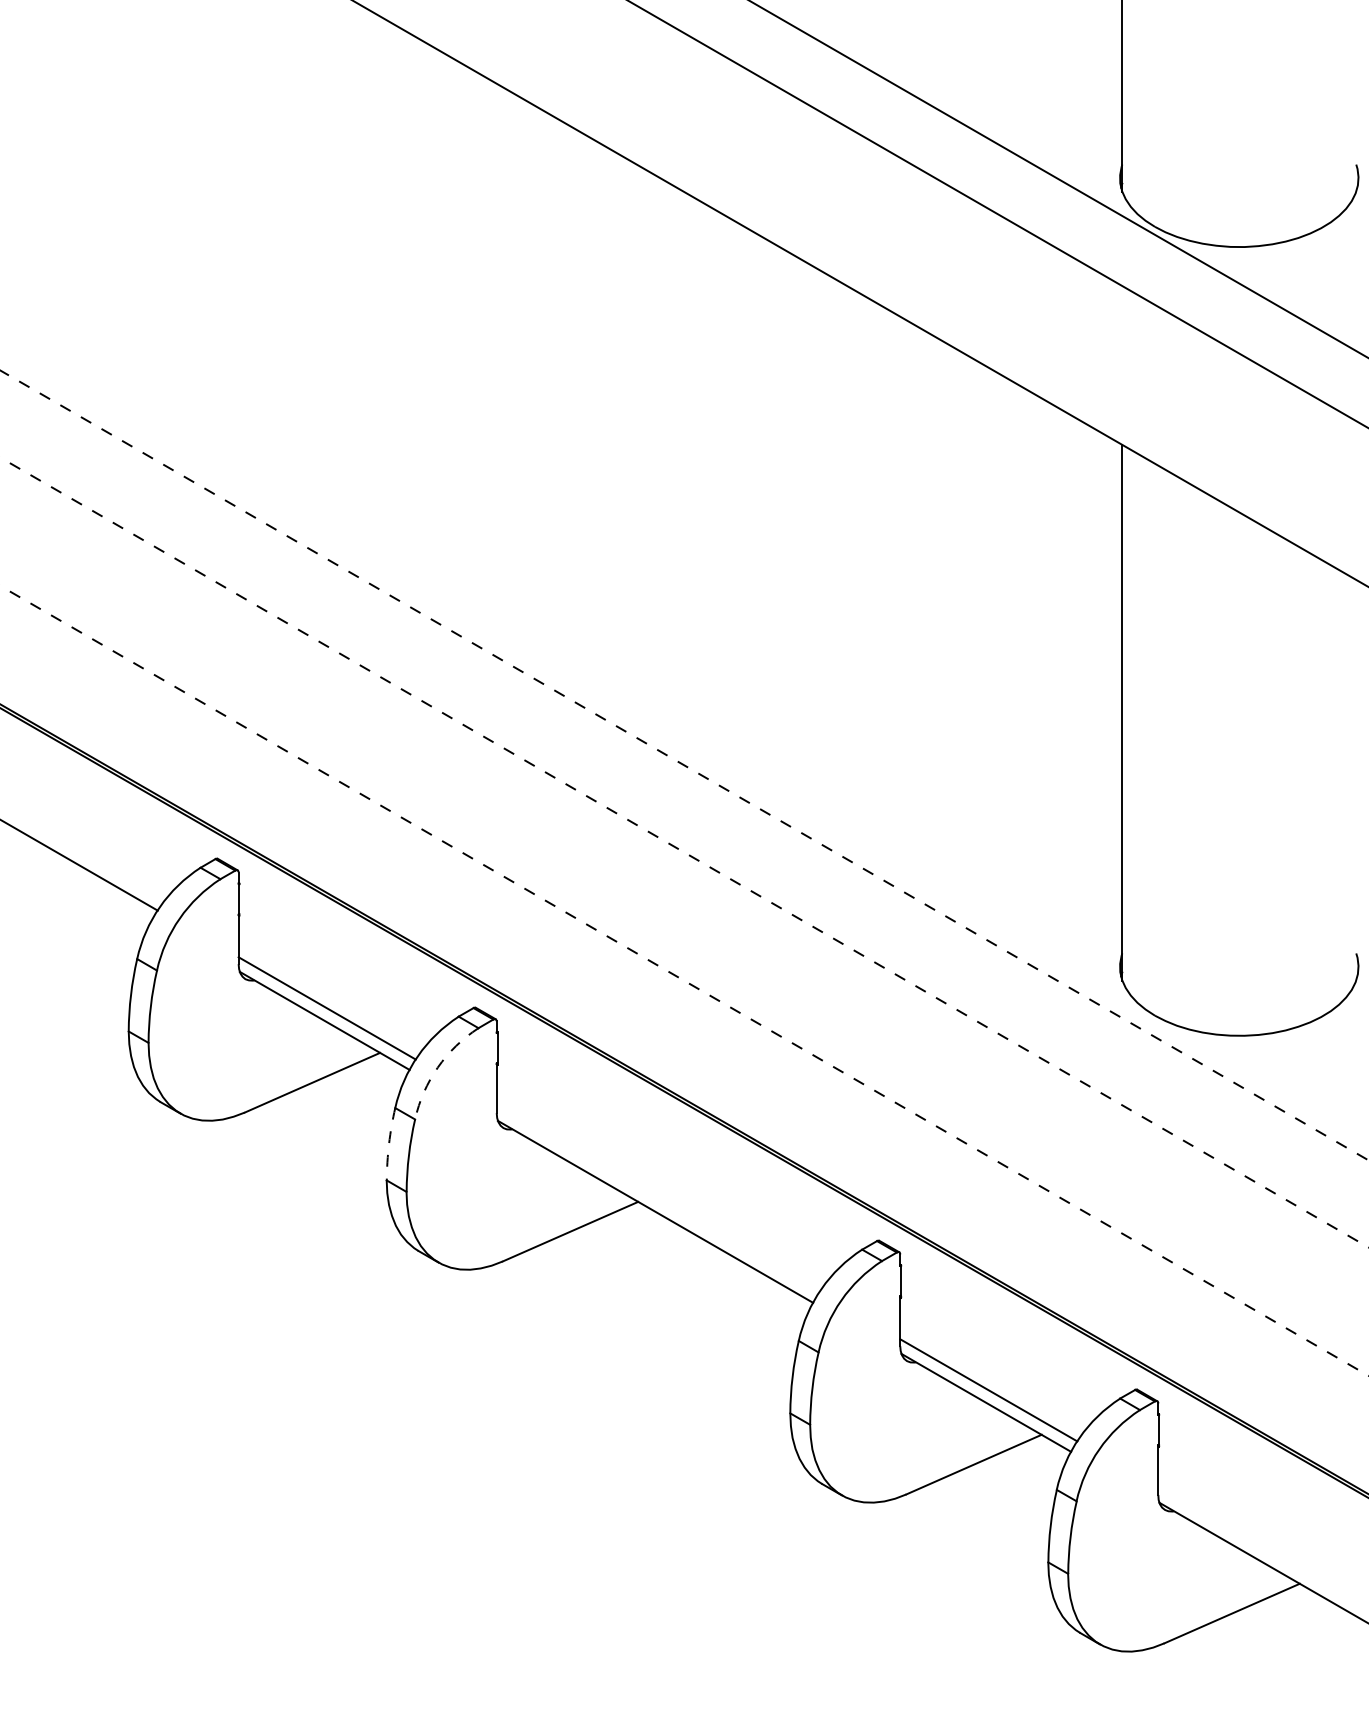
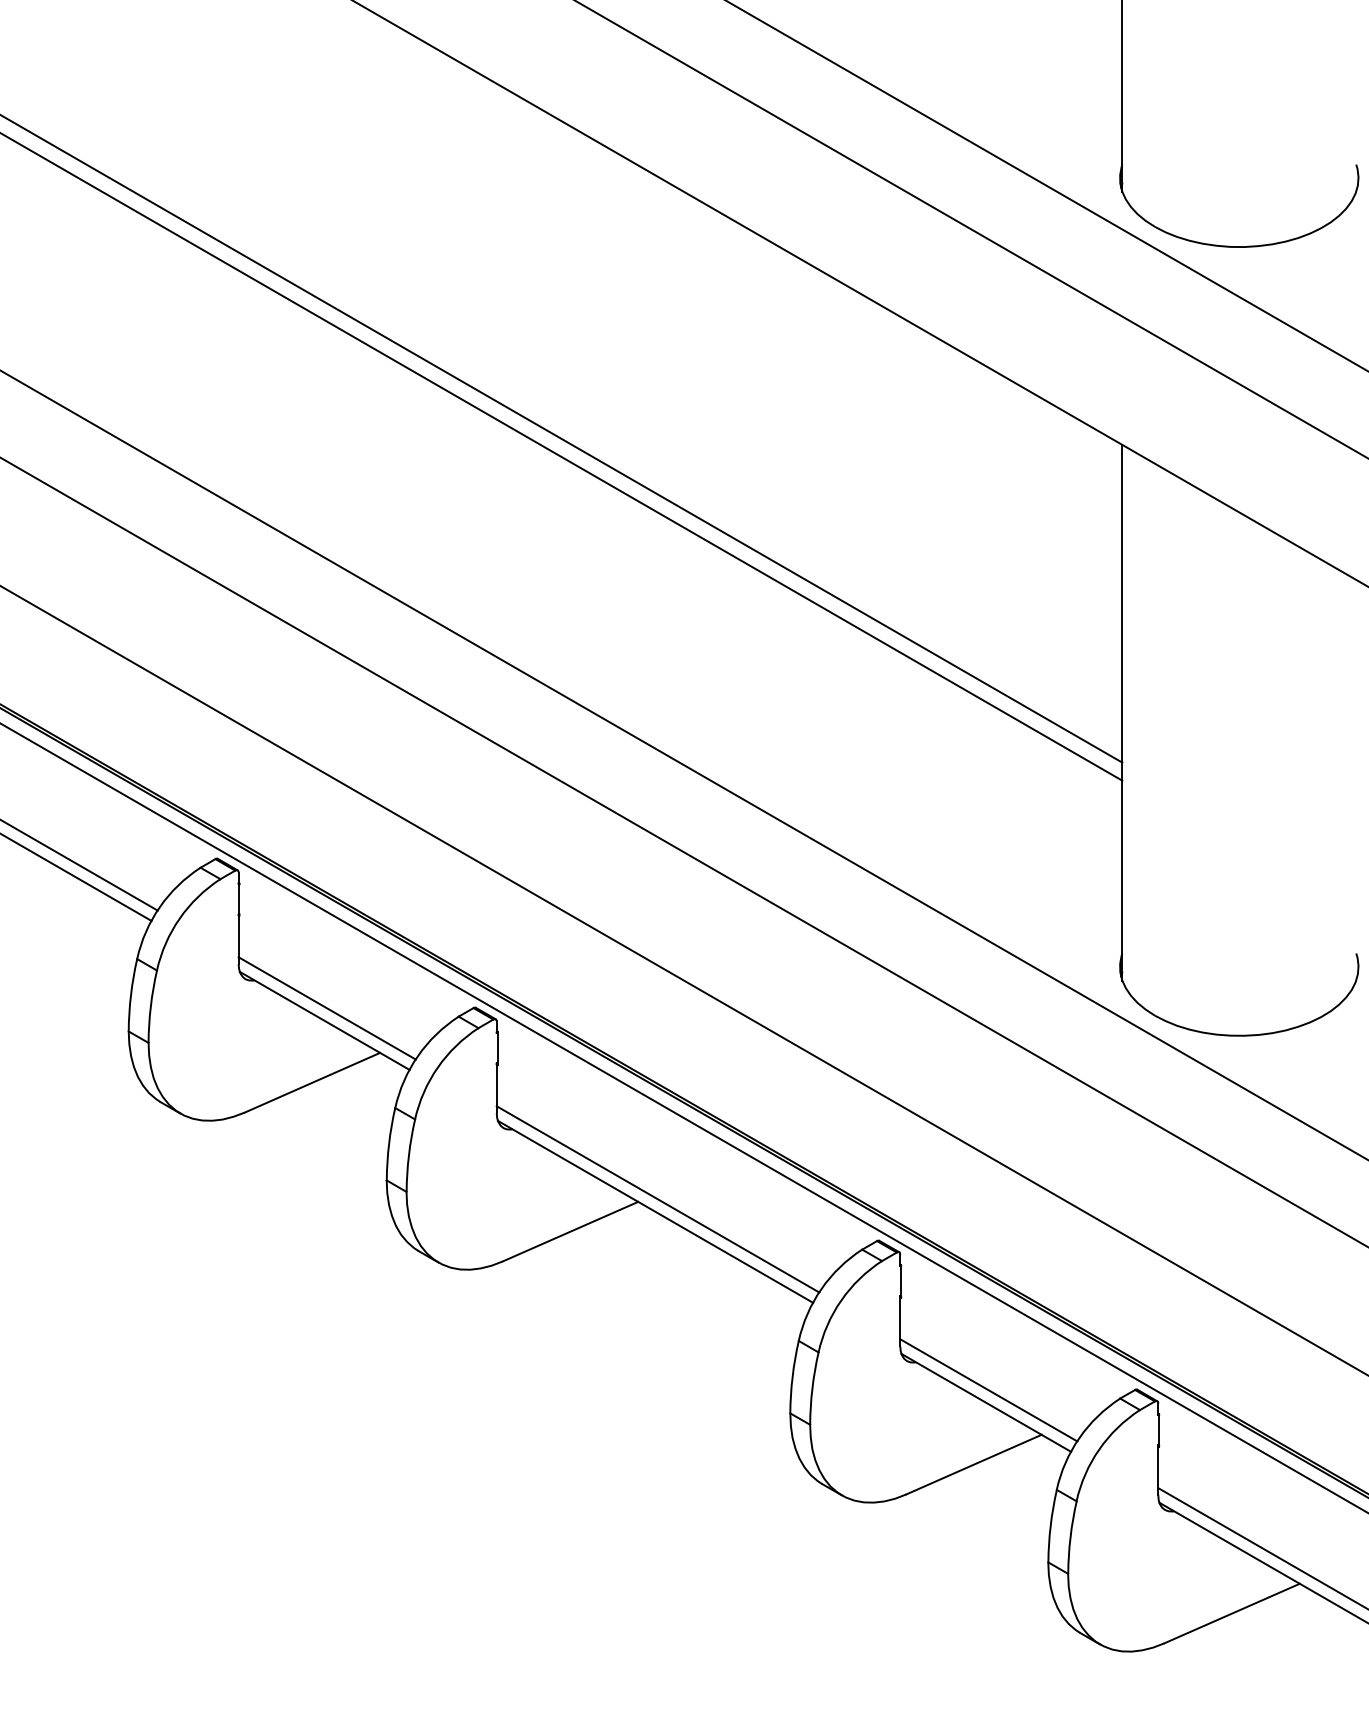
line position: (1058, 179) -> (1047, 185) (1047, 185)
line position: (997, 214) -> (971, 229) (971, 229)
line: none -> present (562, 439)
line: none -> present (562, 457)
line: dashed -> solid (684, 765)
line: dashed -> solid (684, 852)
line: none -> present (76, 877)
line: dashed -> solid (684, 980)
arc: dashed -> solid (437, 1067)
line: none -> present (683, 1117)
arc: dashed -> solid (389, 1143)
line: none -> present (657, 1199)
line: none -> present (1261, 1547)
